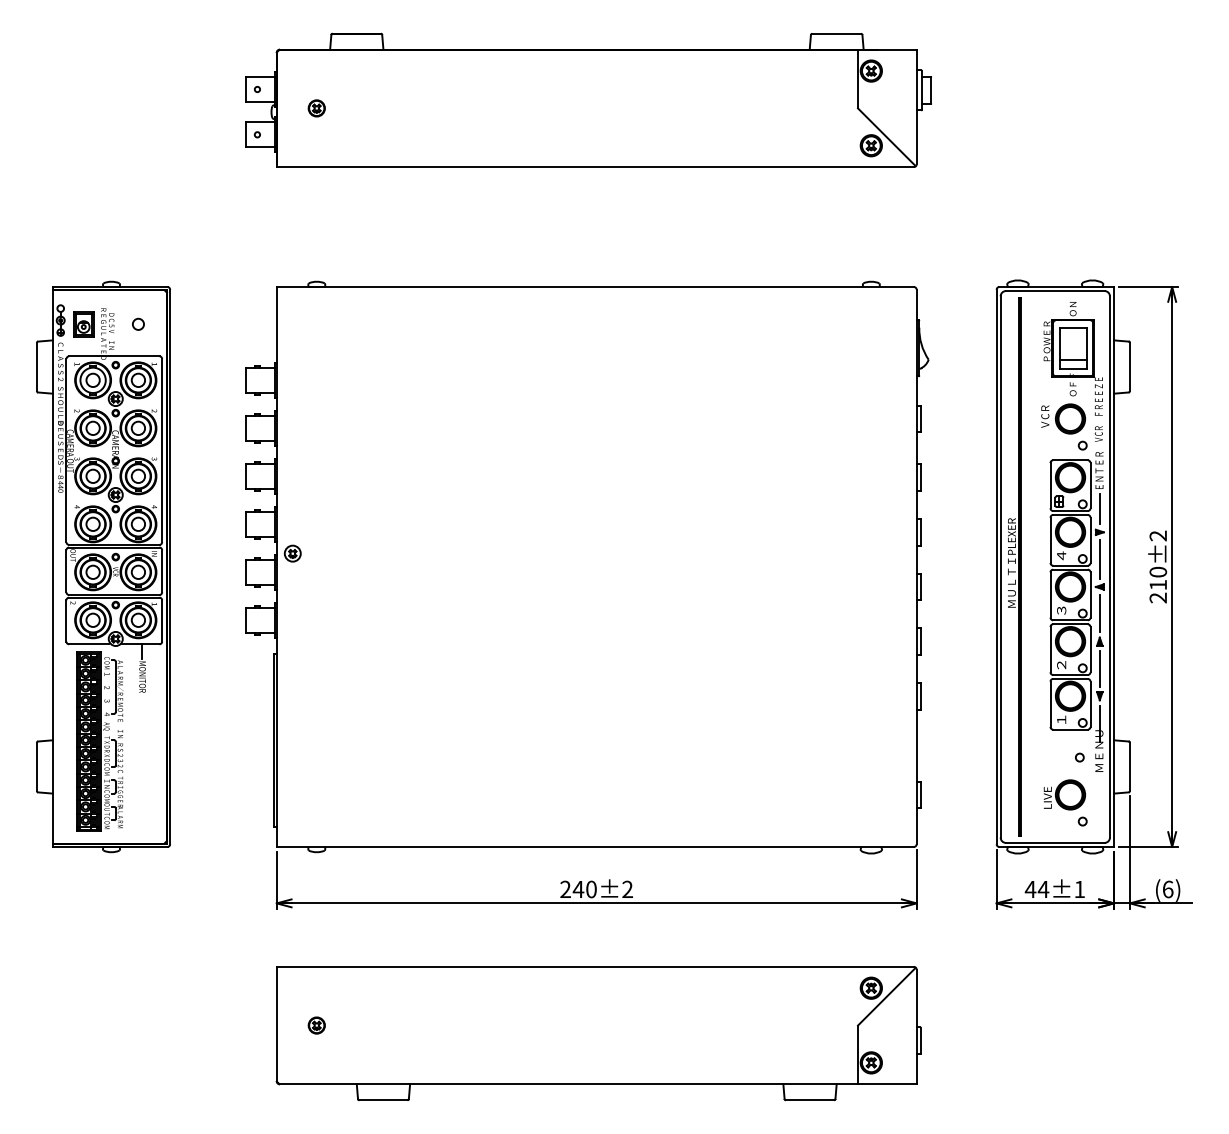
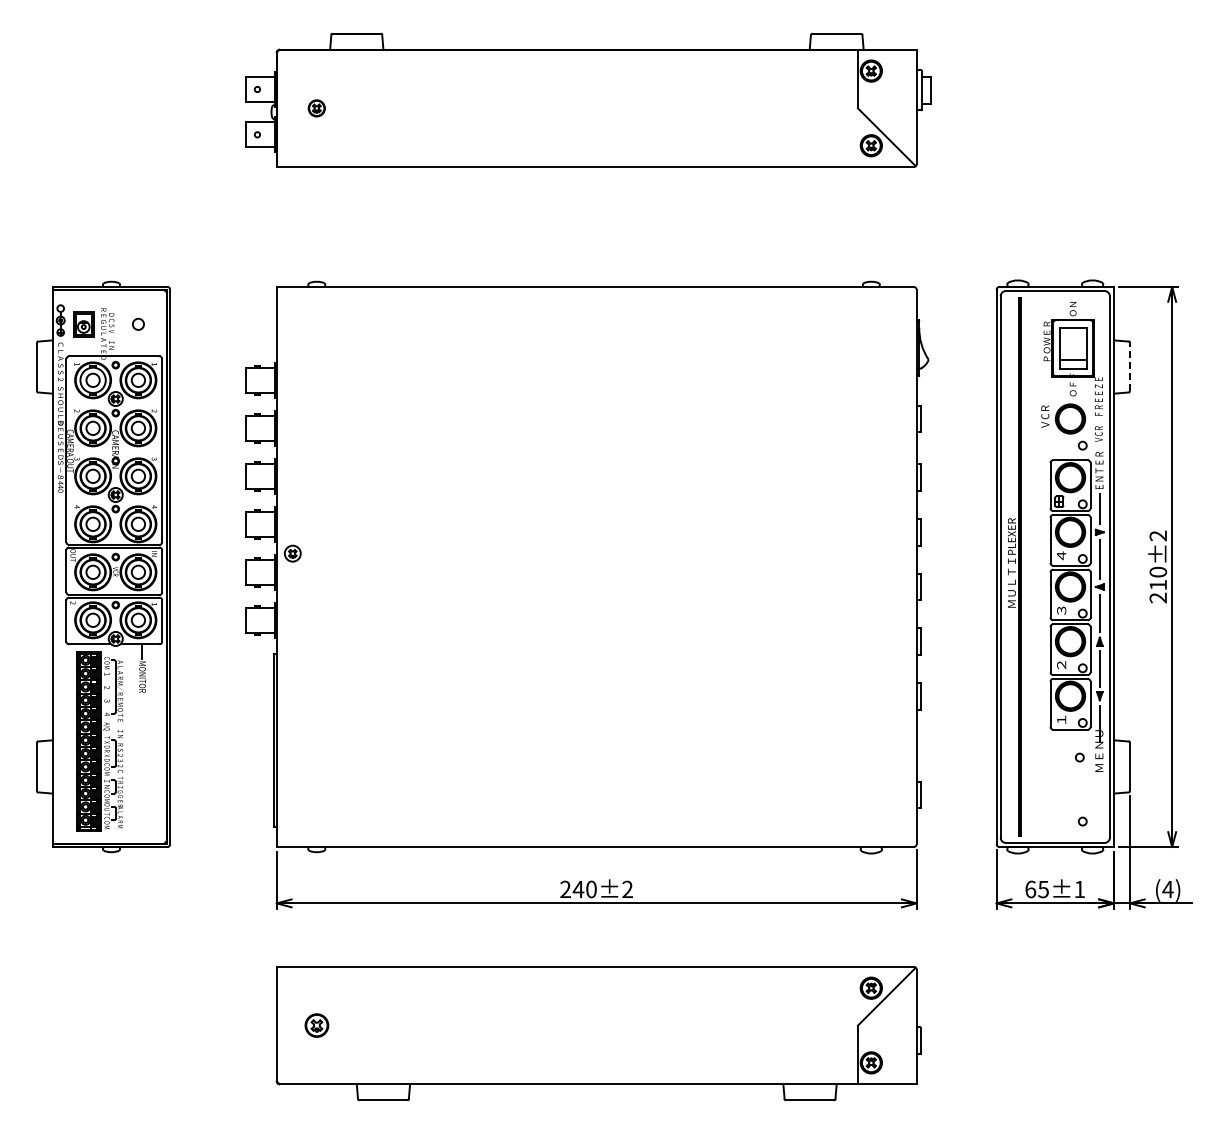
line: solid -> dashed (1129, 366)
part: present -> none (1064, 794)
text: 44±1 -> 65±1 (1036, 889)
text: (6) -> (4) (1167, 889)
part size: 19x19 px -> 26x25 px (316, 1025)
